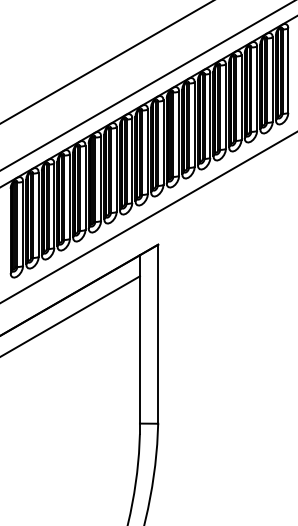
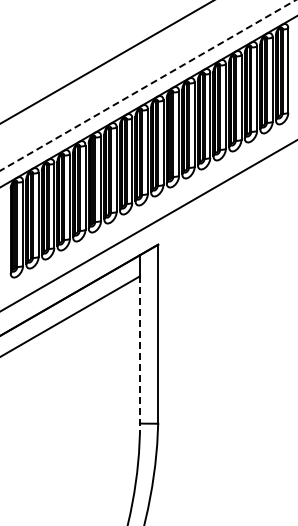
line: solid -> dashed (148, 85)
line position: (148, 217) -> (148, 225) (148, 225)
line: solid -> dashed (139, 355)
